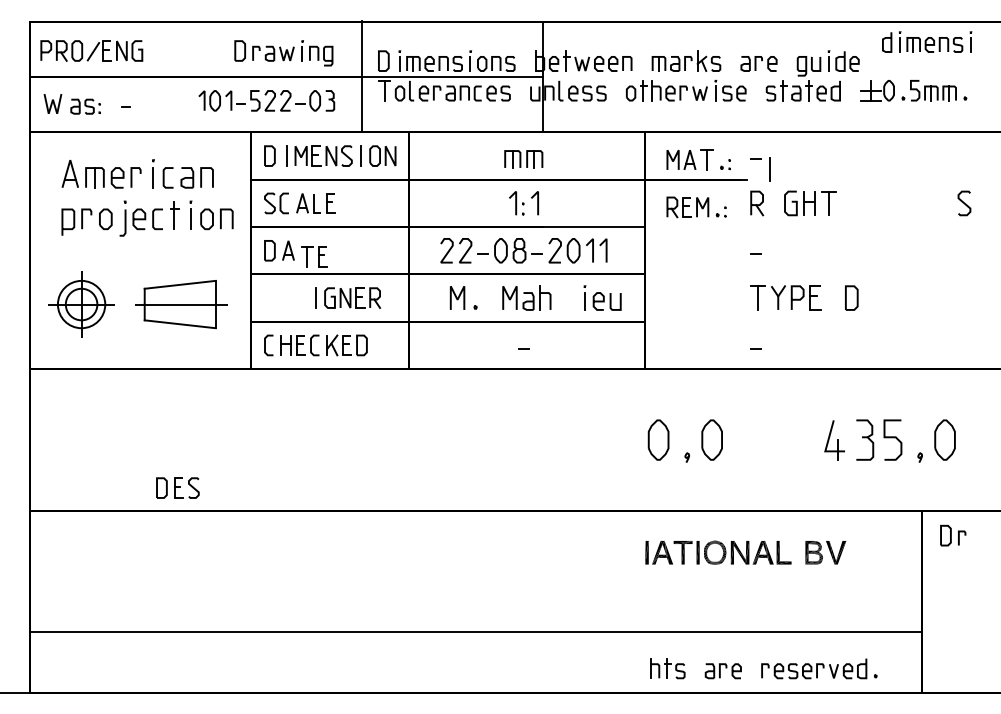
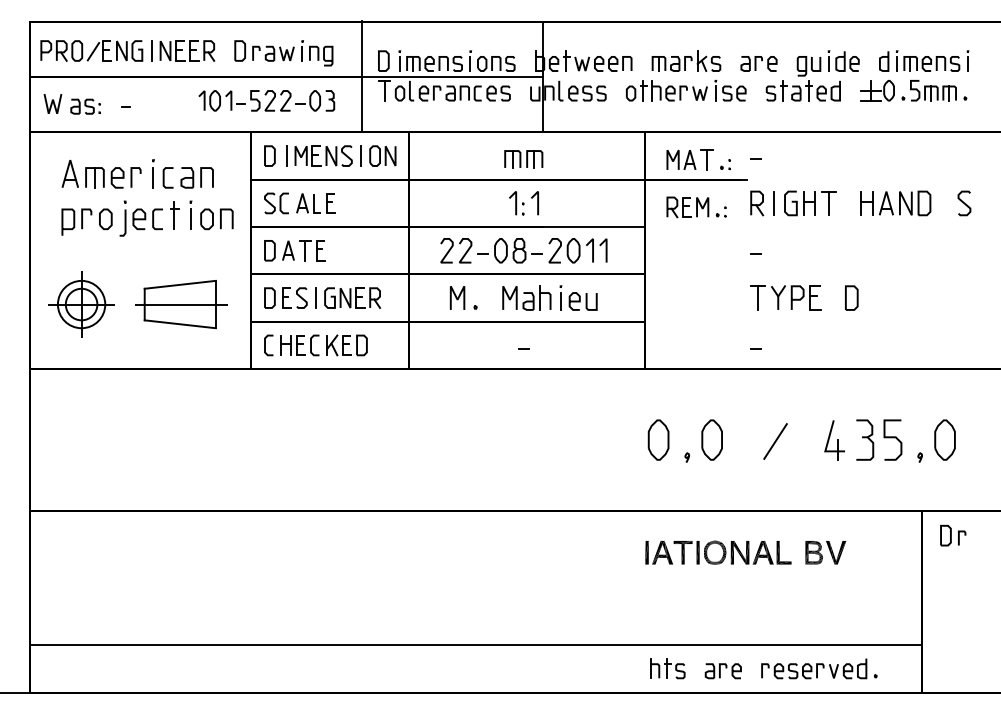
part position: (927, 41) -> (924, 60) (924, 60)
part: none -> present (183, 50)
line position: (769, 169) -> (773, 203) (773, 203)
part: none -> present (895, 203)
part position: (314, 256) -> (312, 250) (312, 250)
part position: (602, 297) -> (578, 297) (578, 297)
line: none -> present (775, 441)
part position: (177, 487) -> (285, 297) (285, 297)
line position: (475, 632) -> (475, 645) (475, 645)
